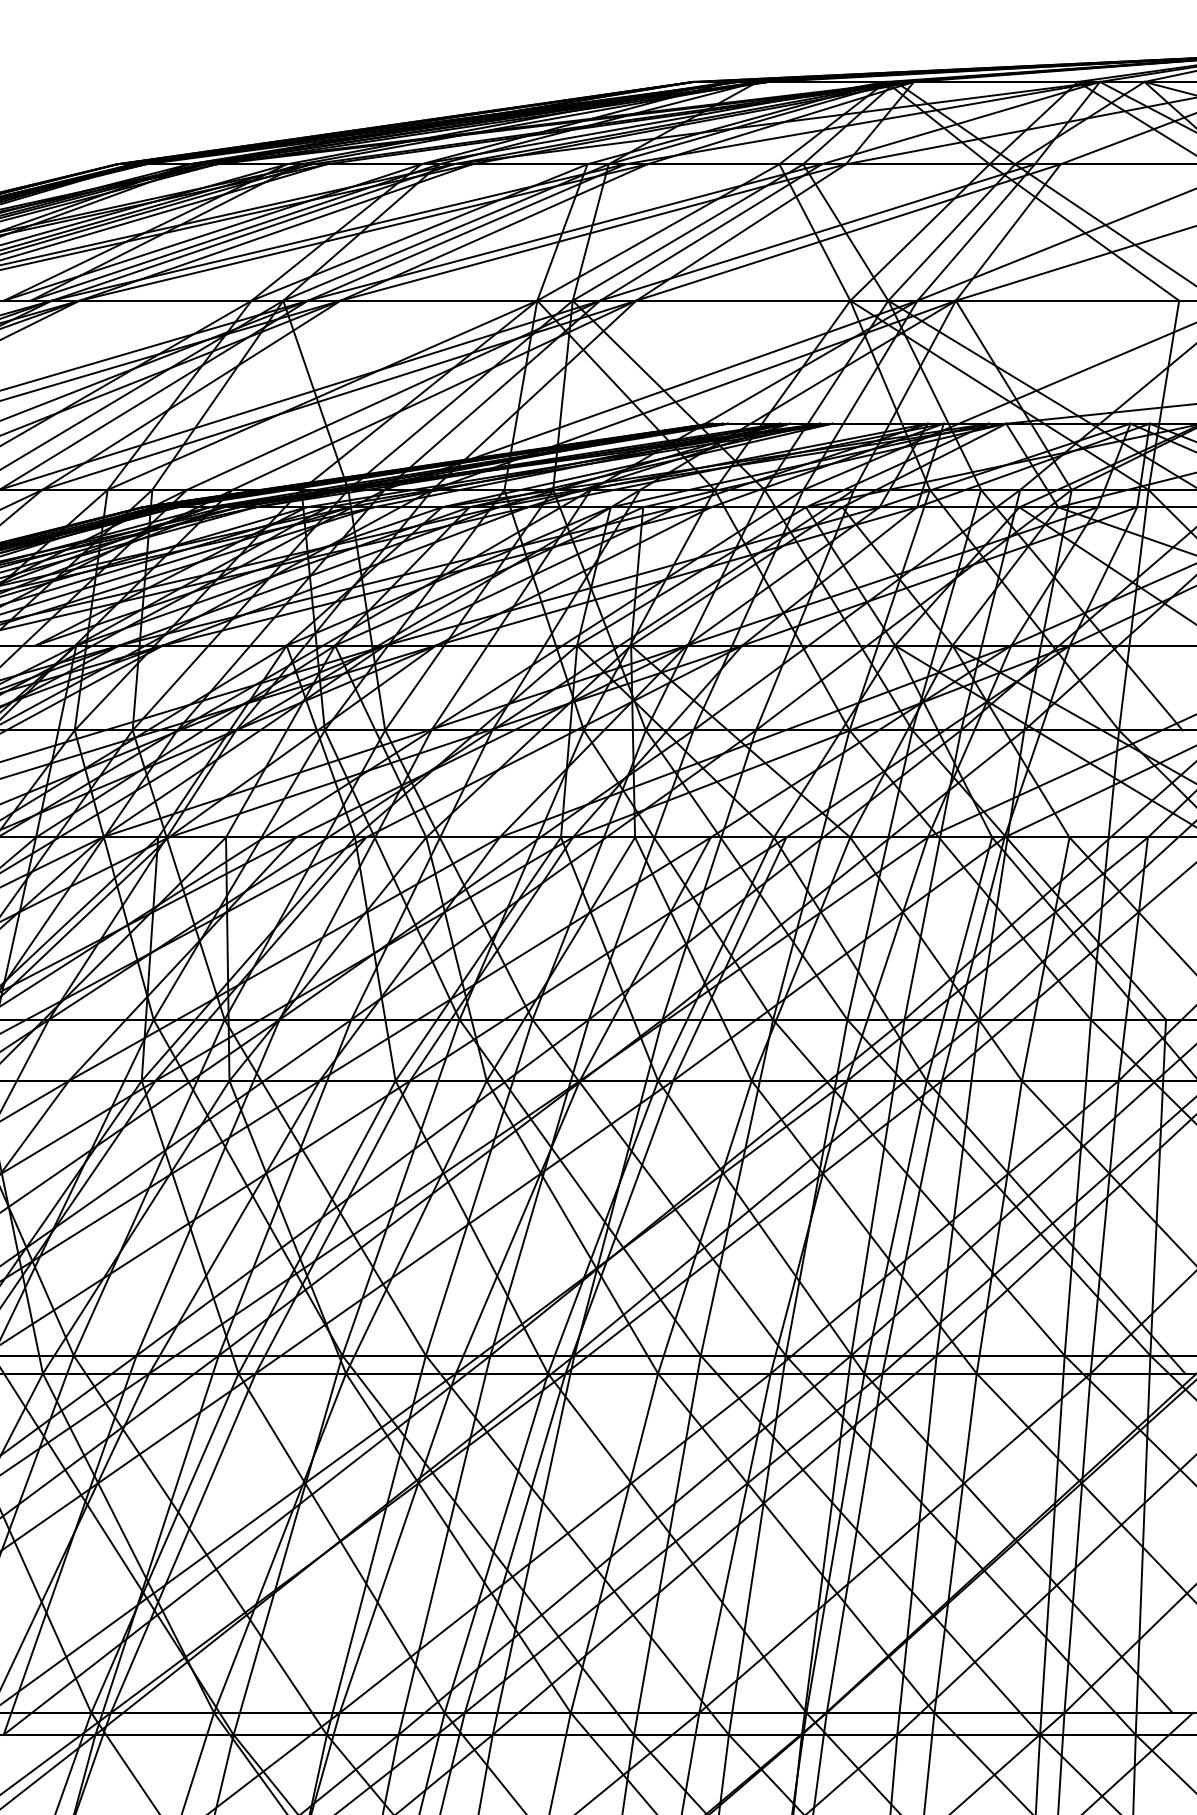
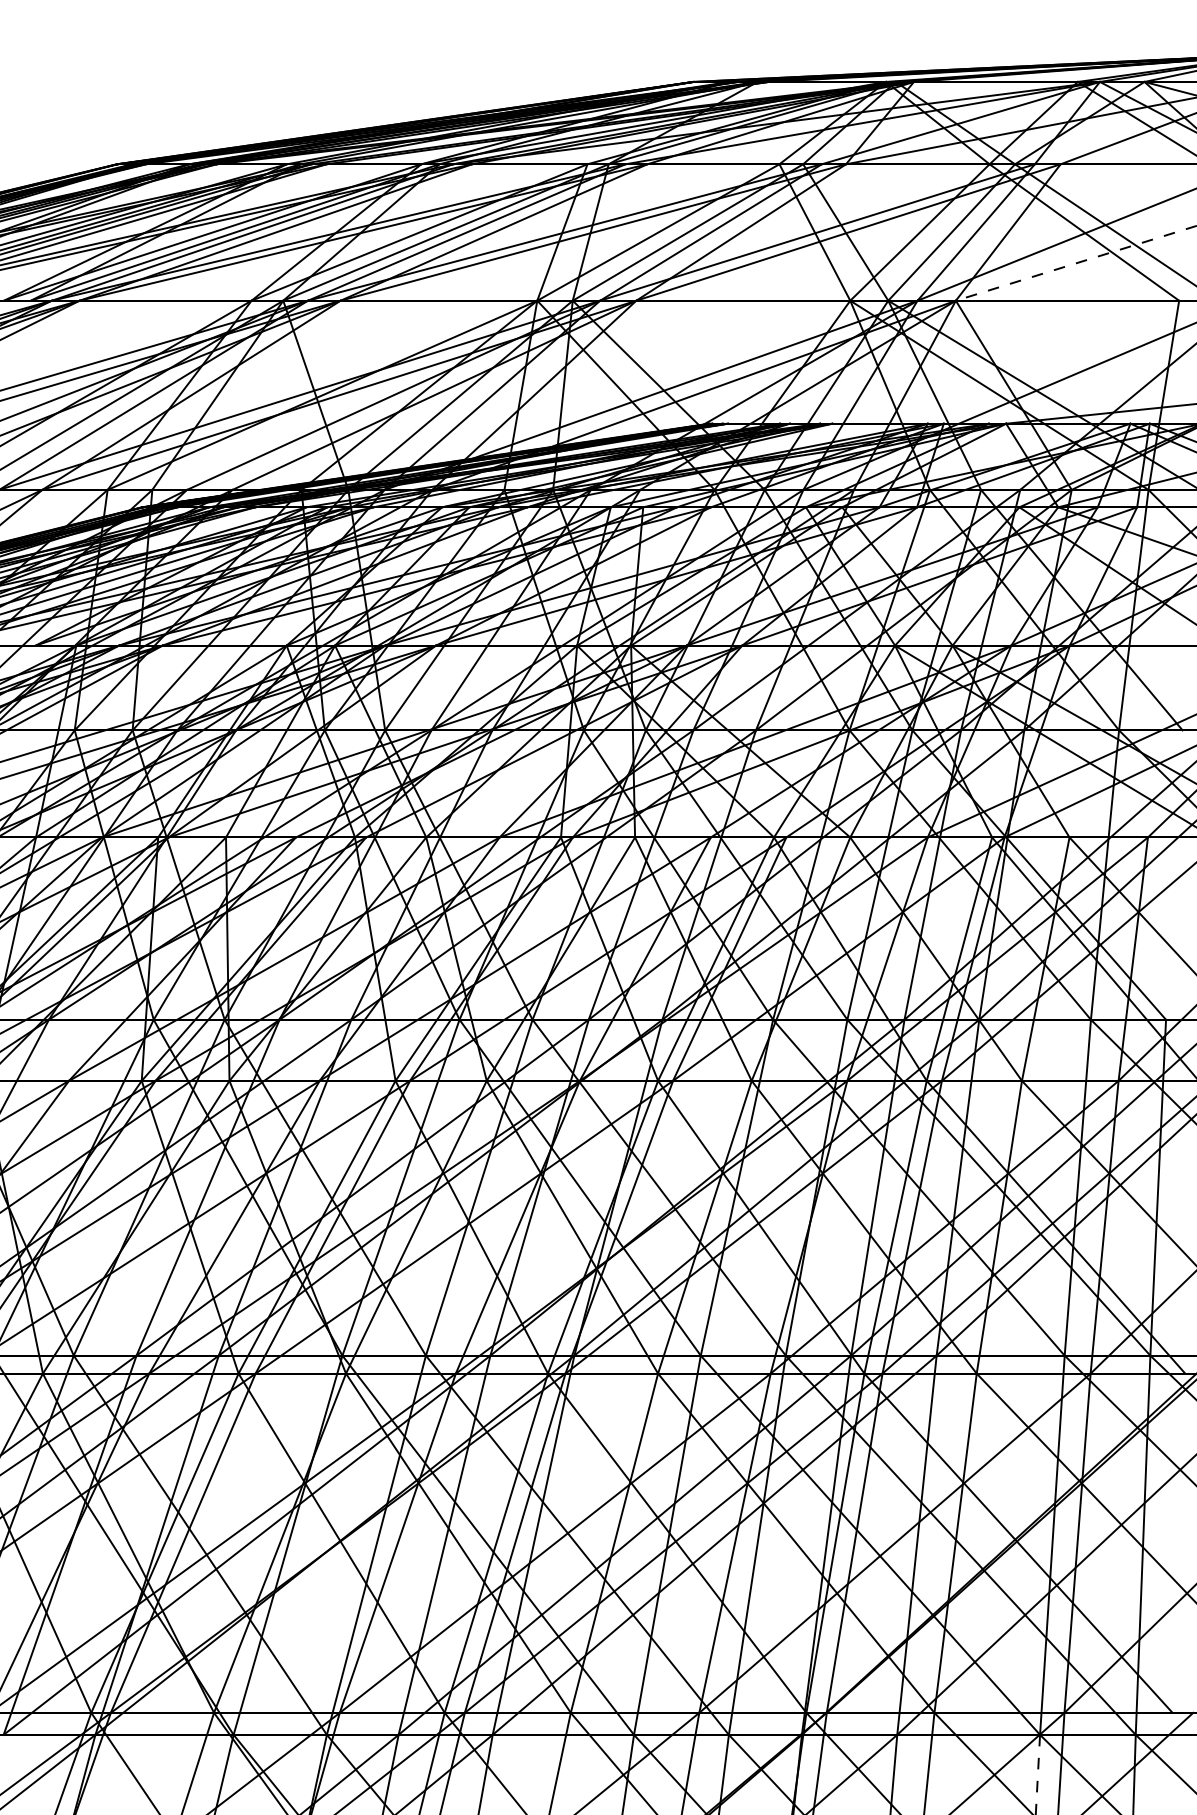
line: solid -> dashed (1076, 263)
line: solid -> dashed (1037, 1774)
